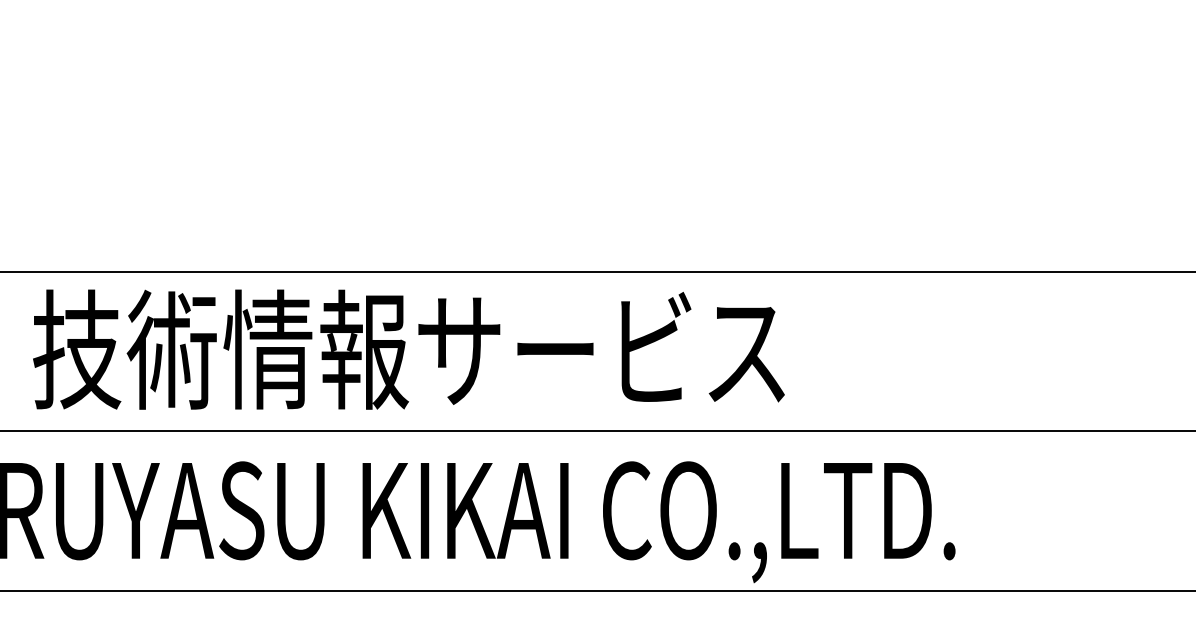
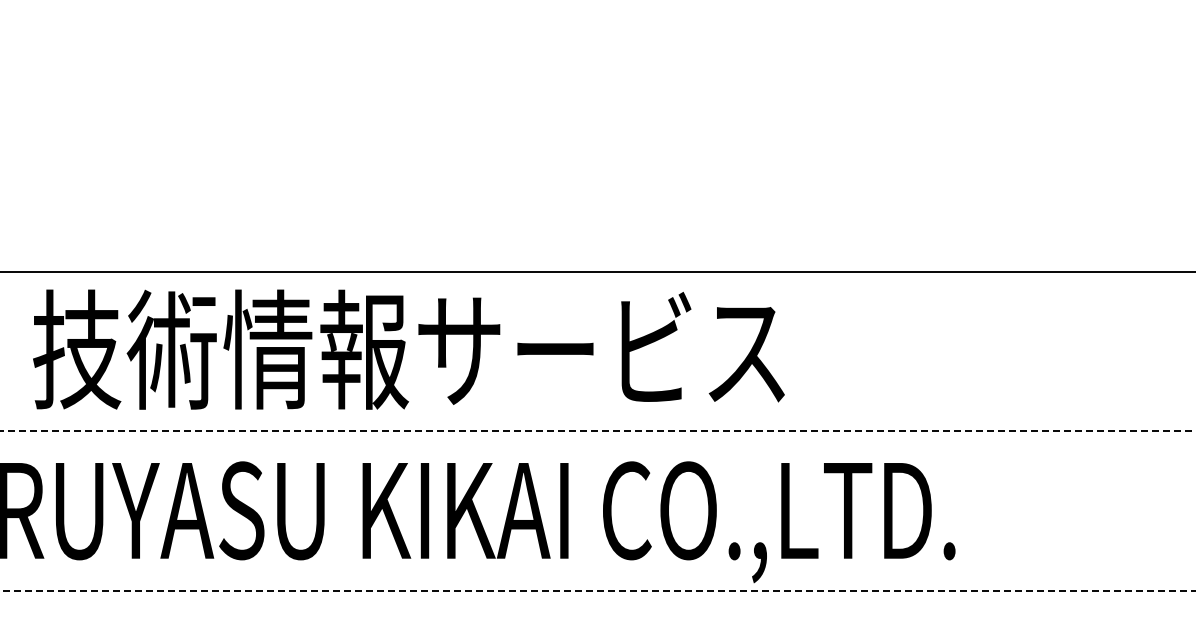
line: solid -> dashed (597, 431)
line: solid -> dashed (597, 590)
